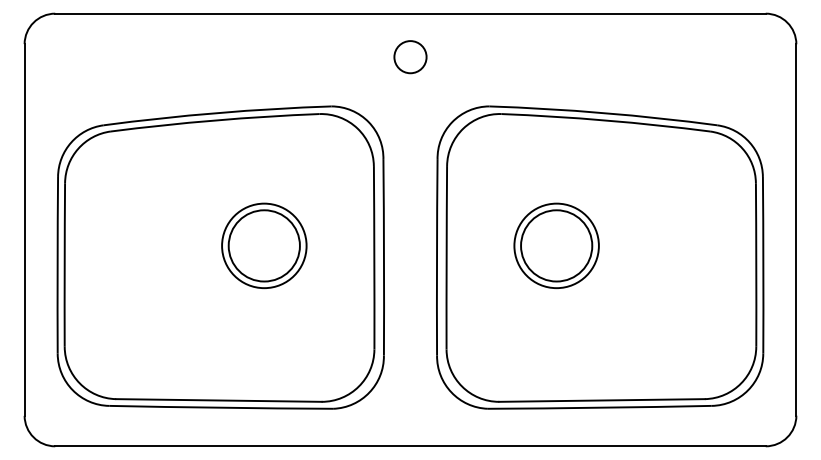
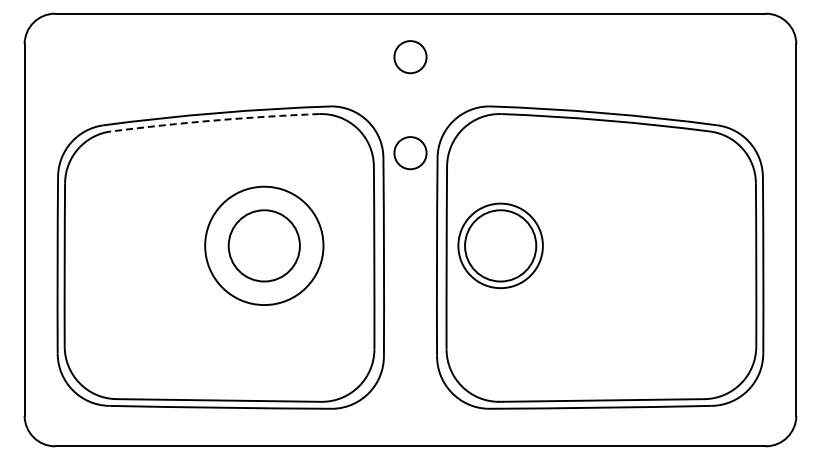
arc: solid -> dashed (214, 120)
circle: none -> present (410, 153)
circle diameter: 85 px -> 118 px (264, 245)
part position: (556, 245) -> (500, 245) (500, 245)
